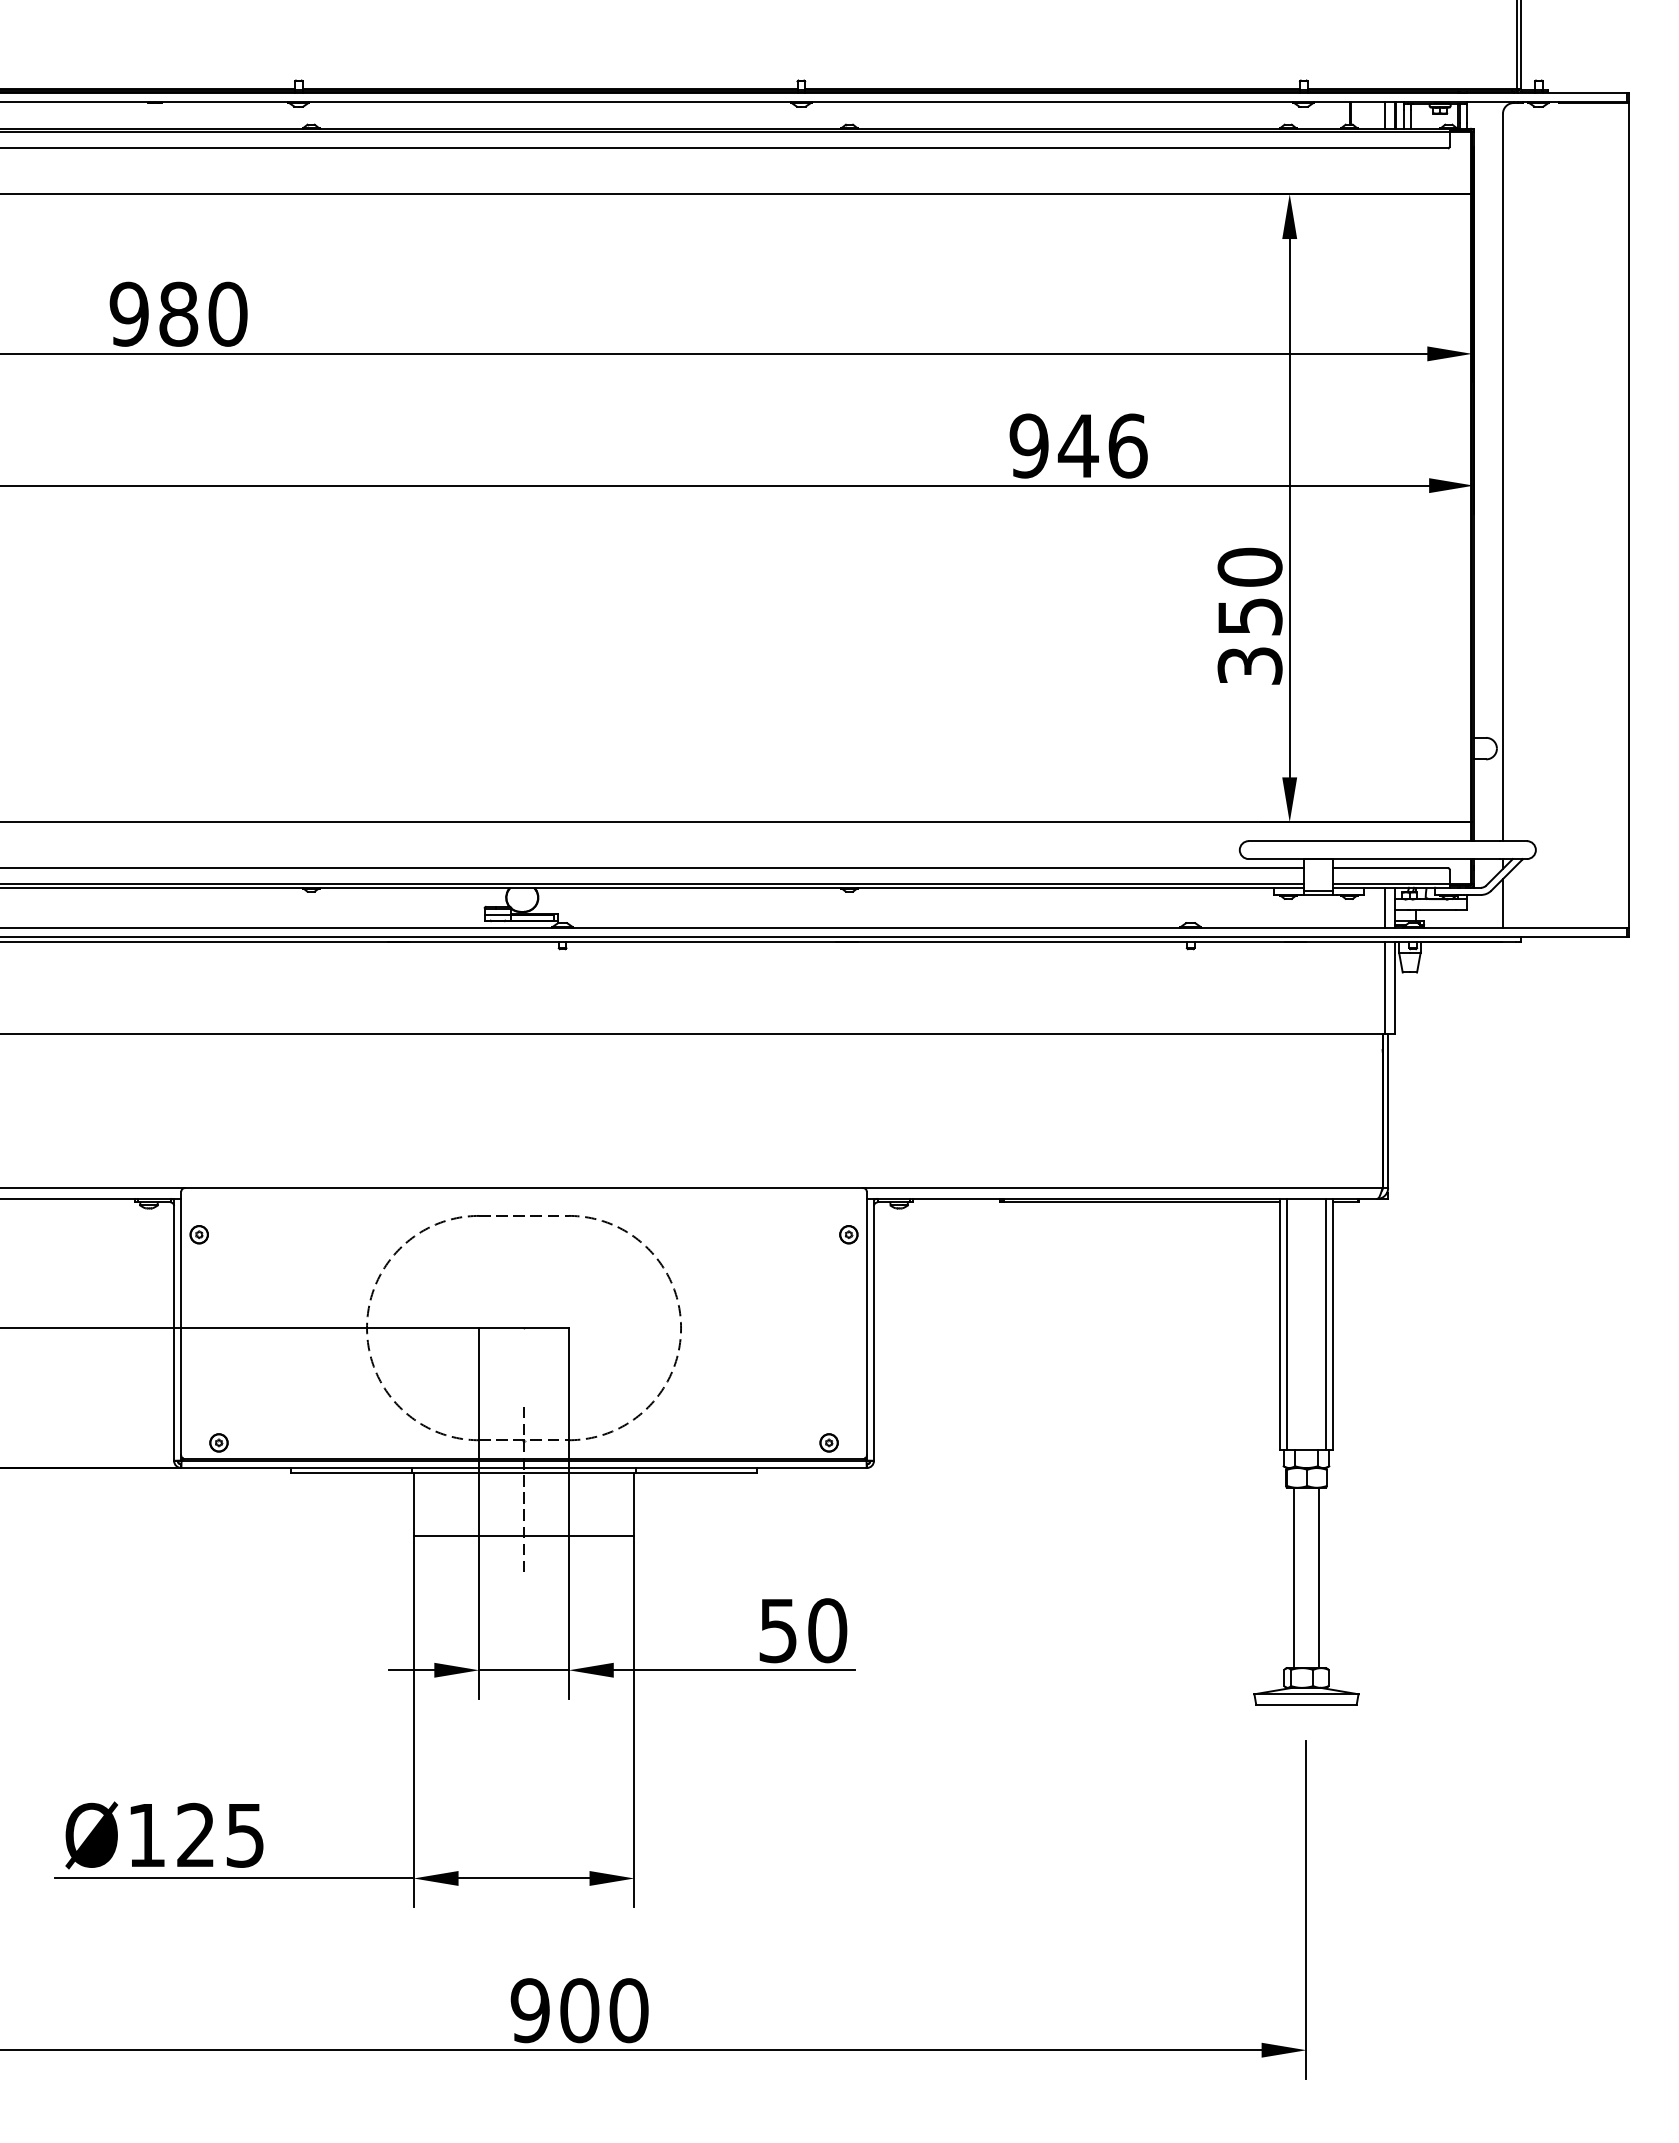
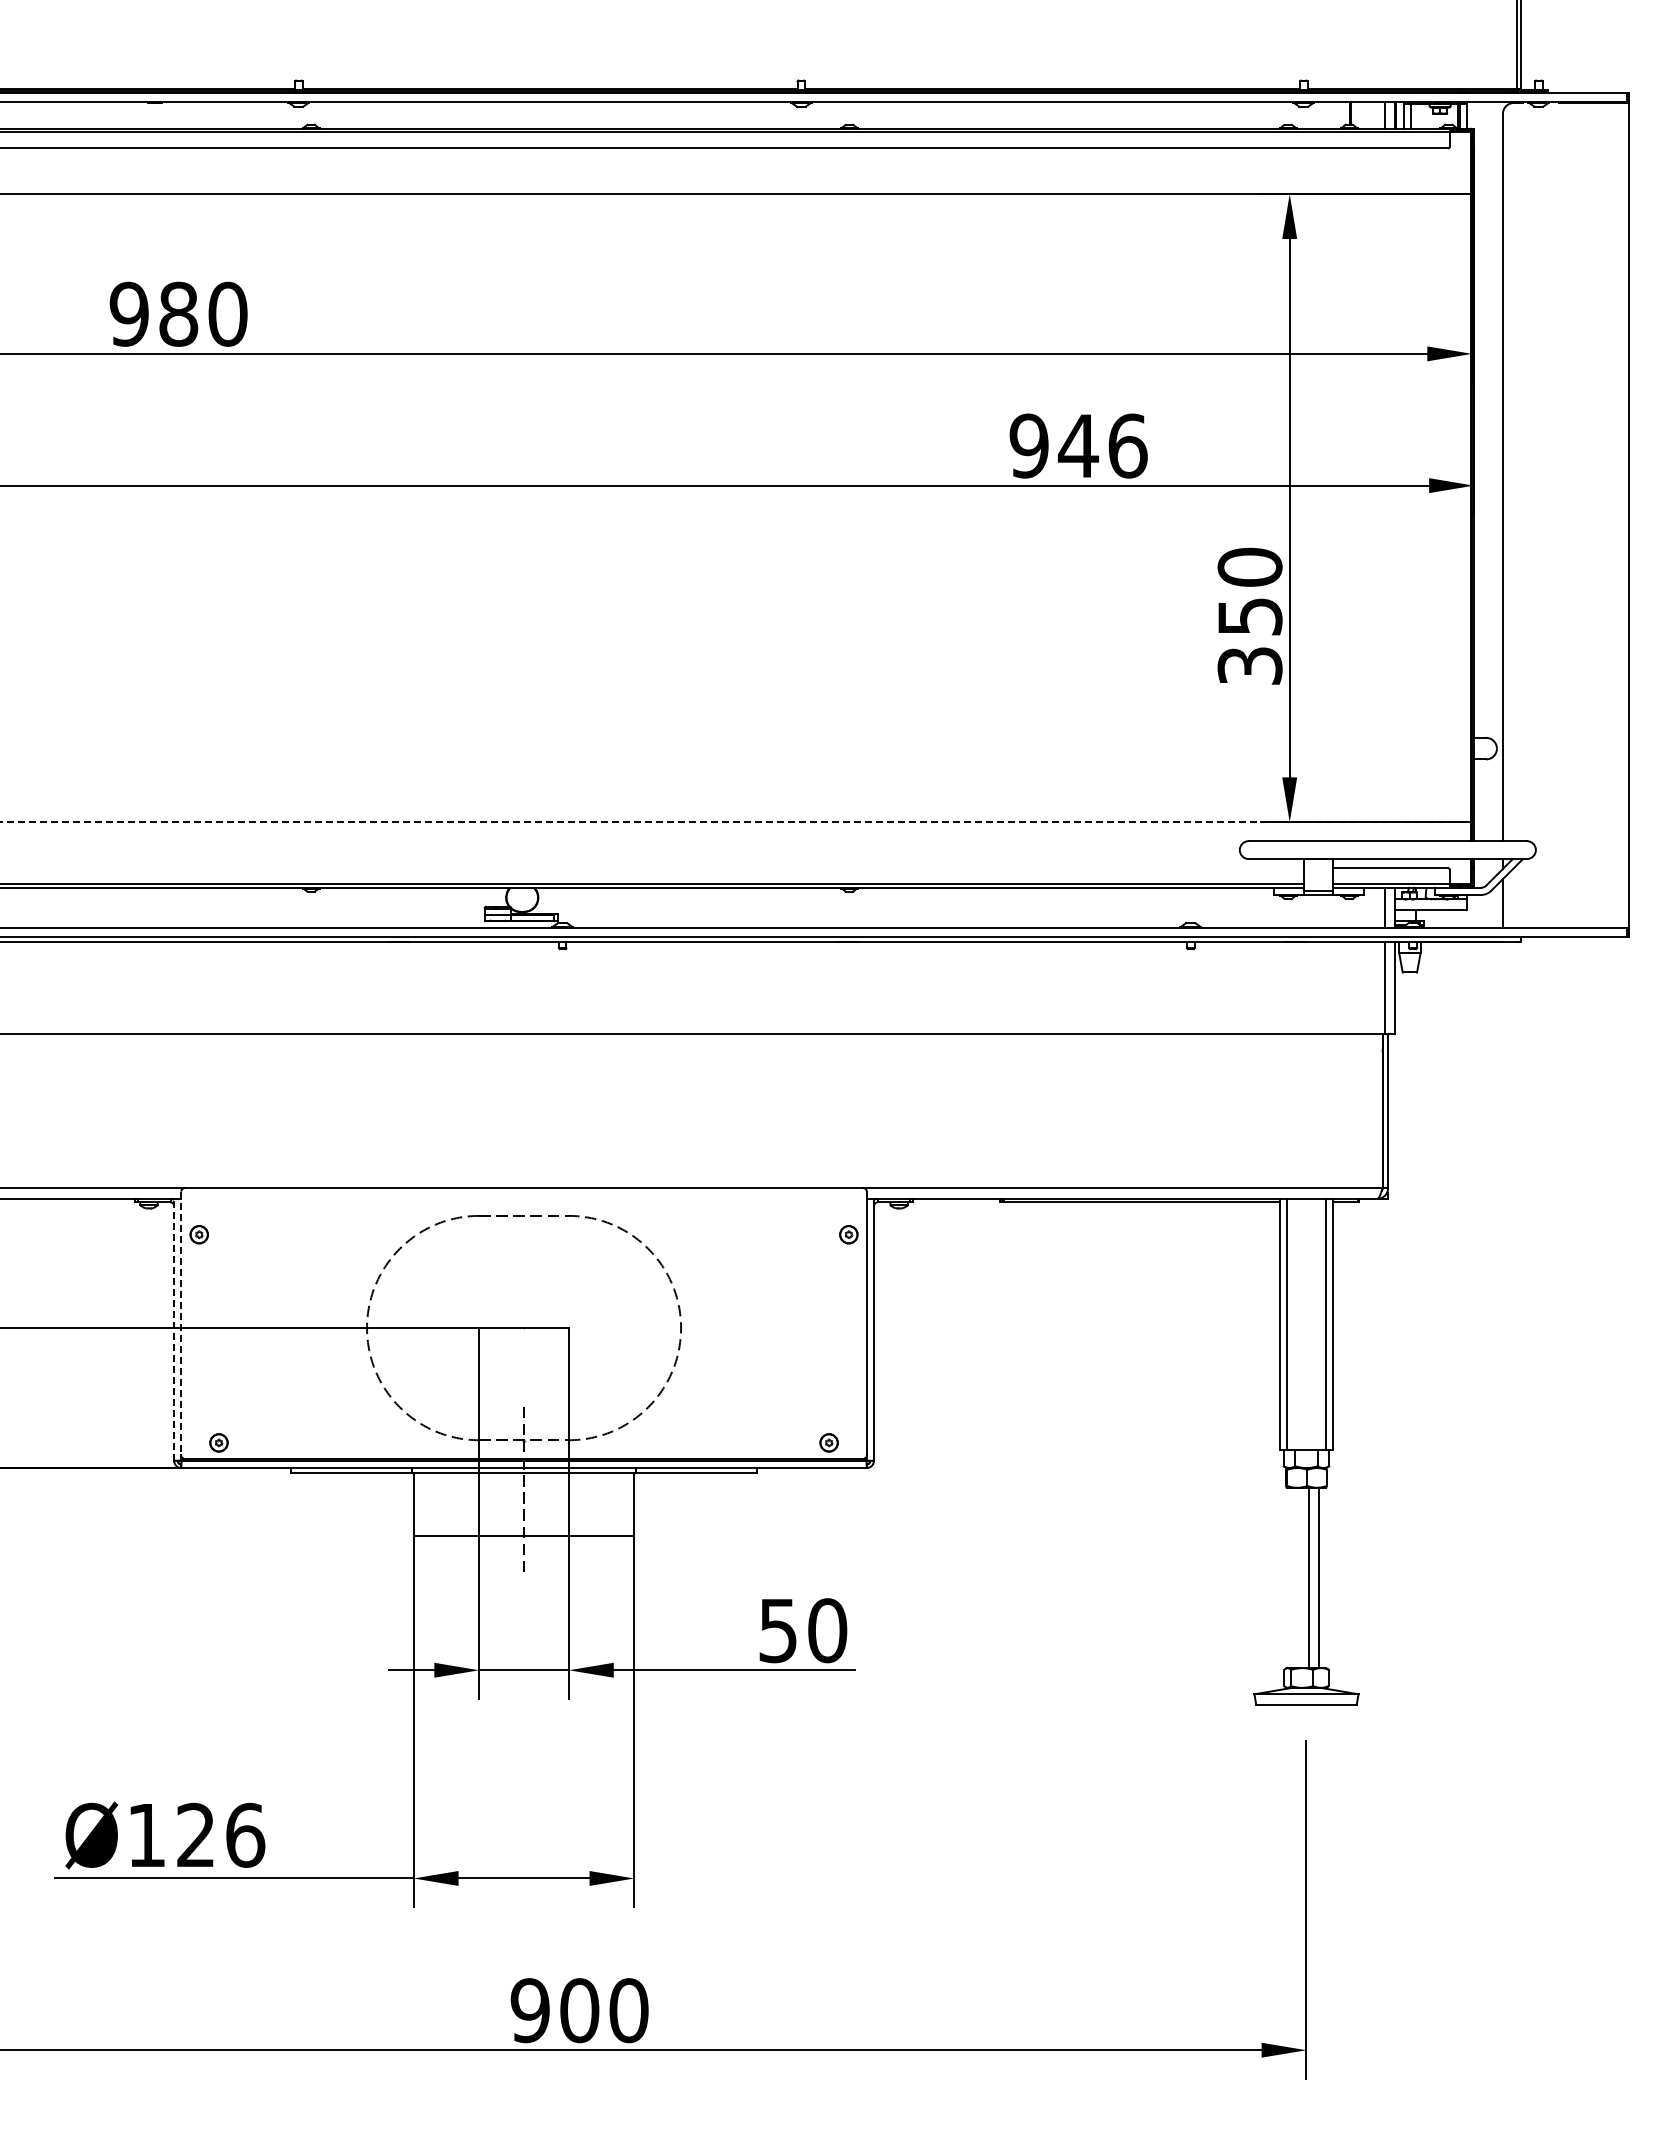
line: solid -> dashed (736, 822)
line: present -> none (653, 868)
line: solid -> dashed (181, 1323)
line: solid -> dashed (174, 1329)
line position: (1293, 1577) -> (1308, 1577) (1308, 1577)
text: Ø125 -> Ø126 (245, 1834)
